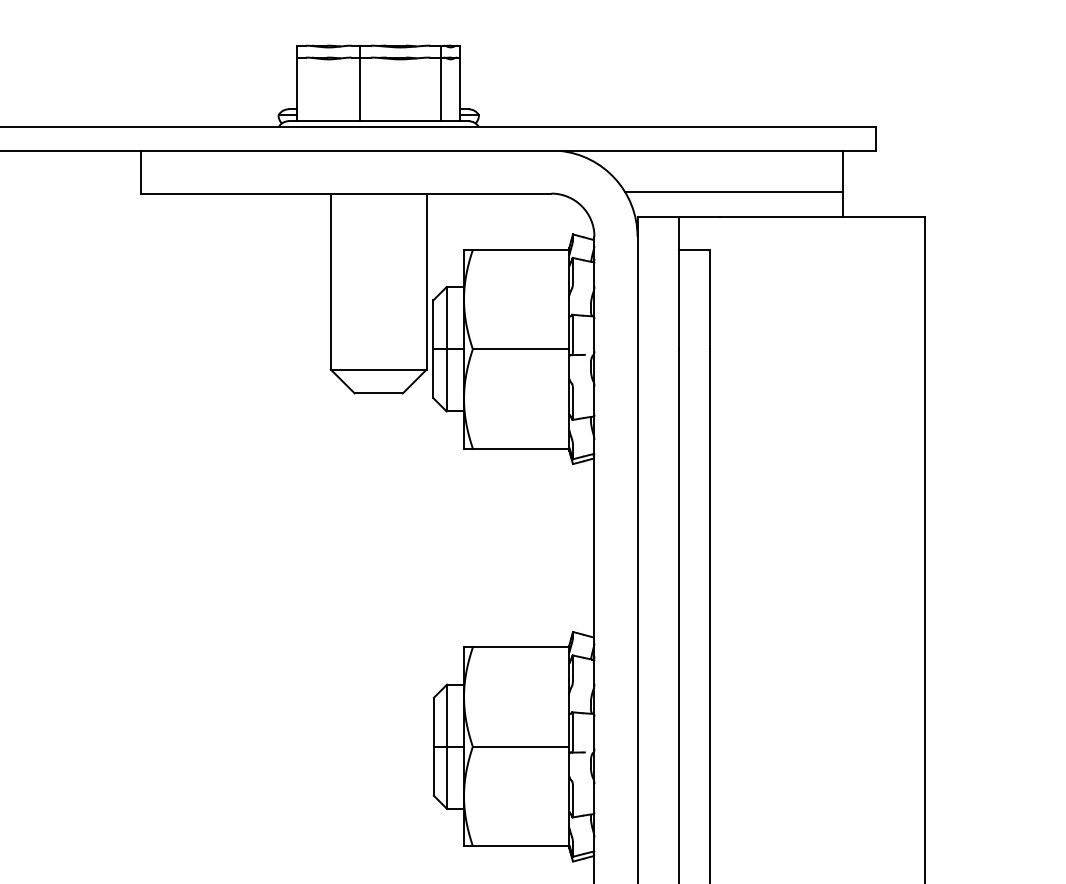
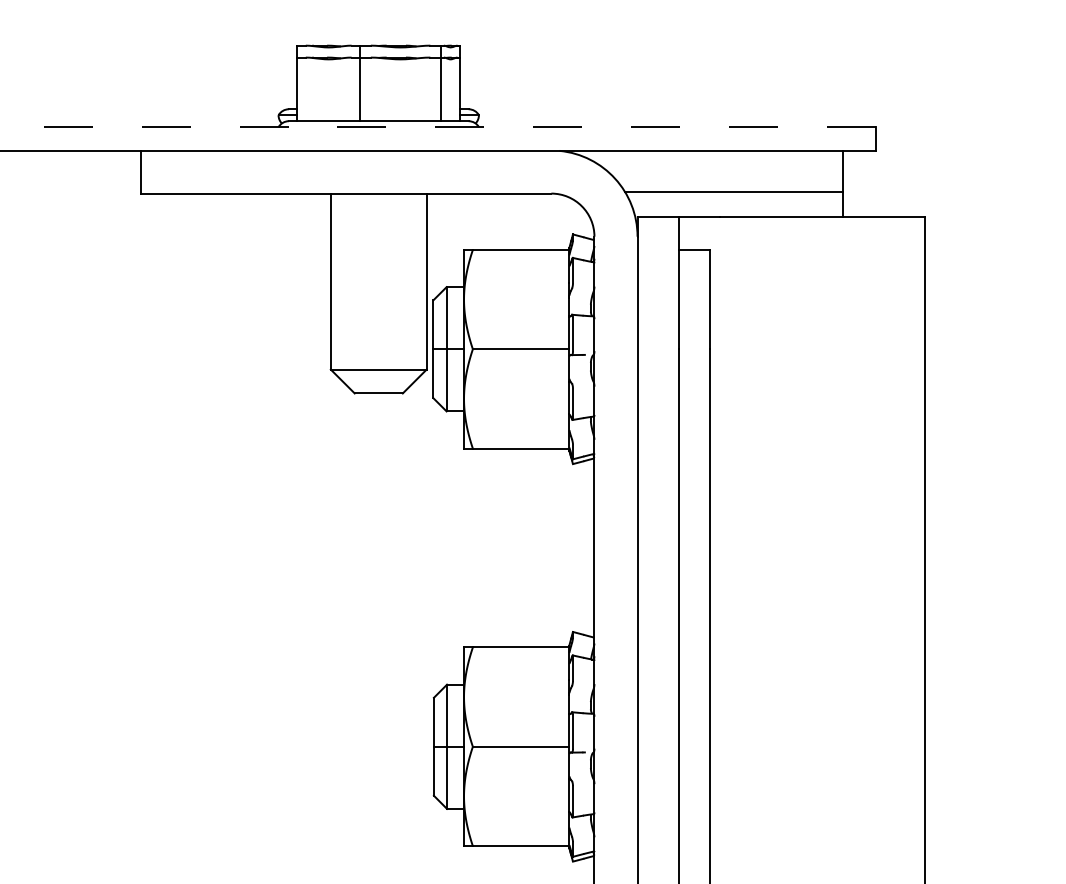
line: solid -> dashed (437, 127)
